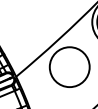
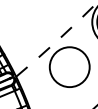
arc: solid -> dashed (58, 40)
